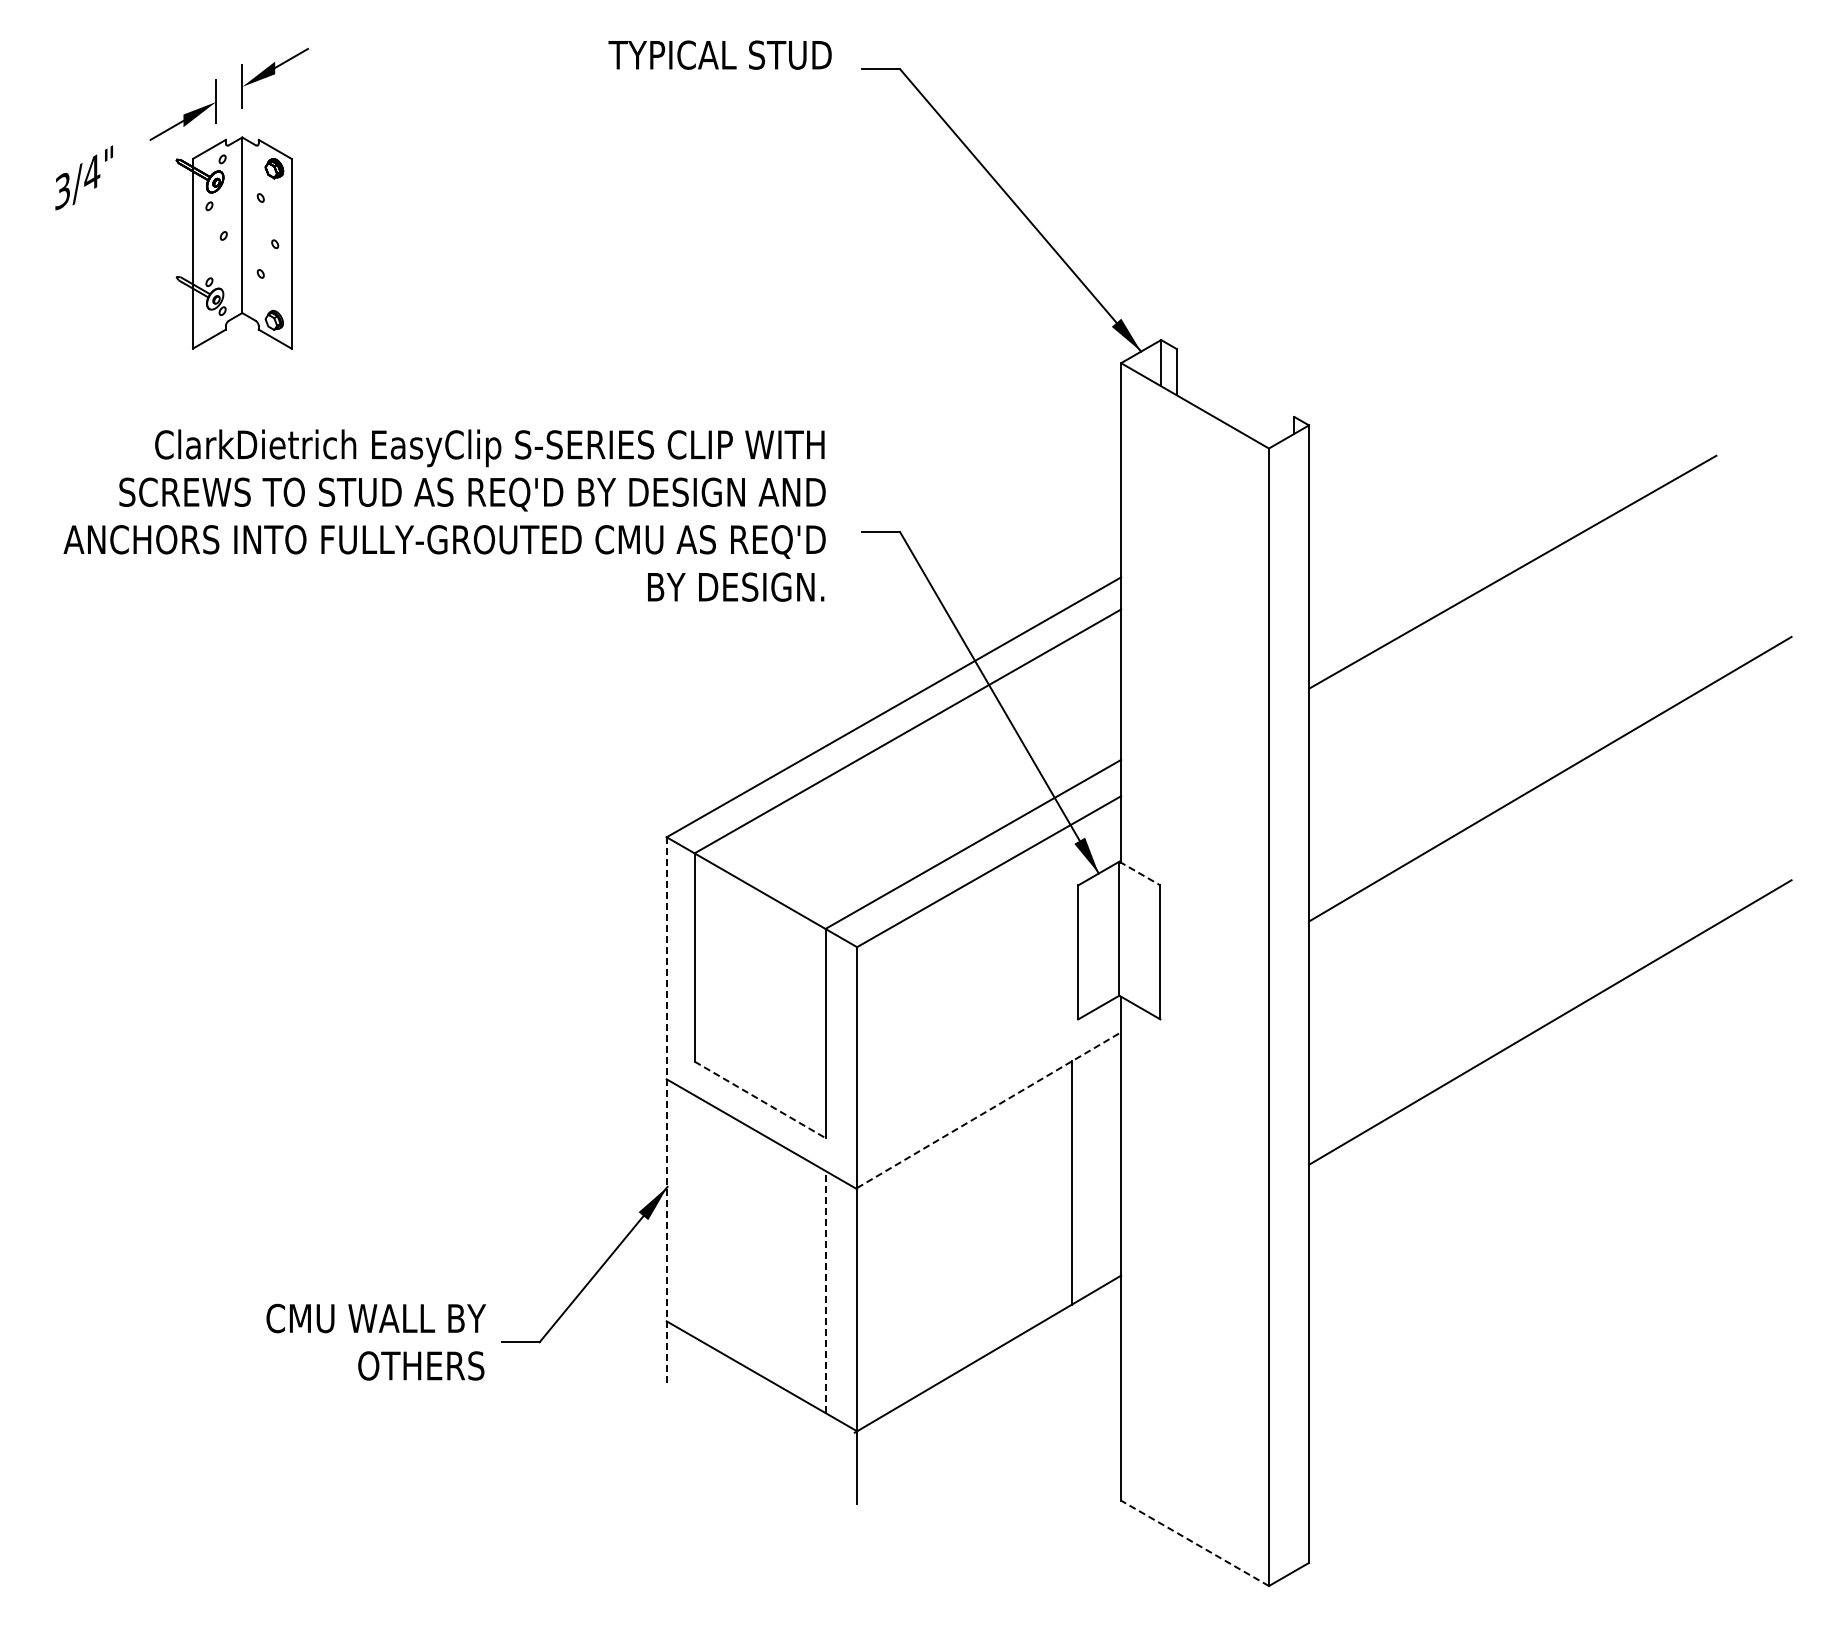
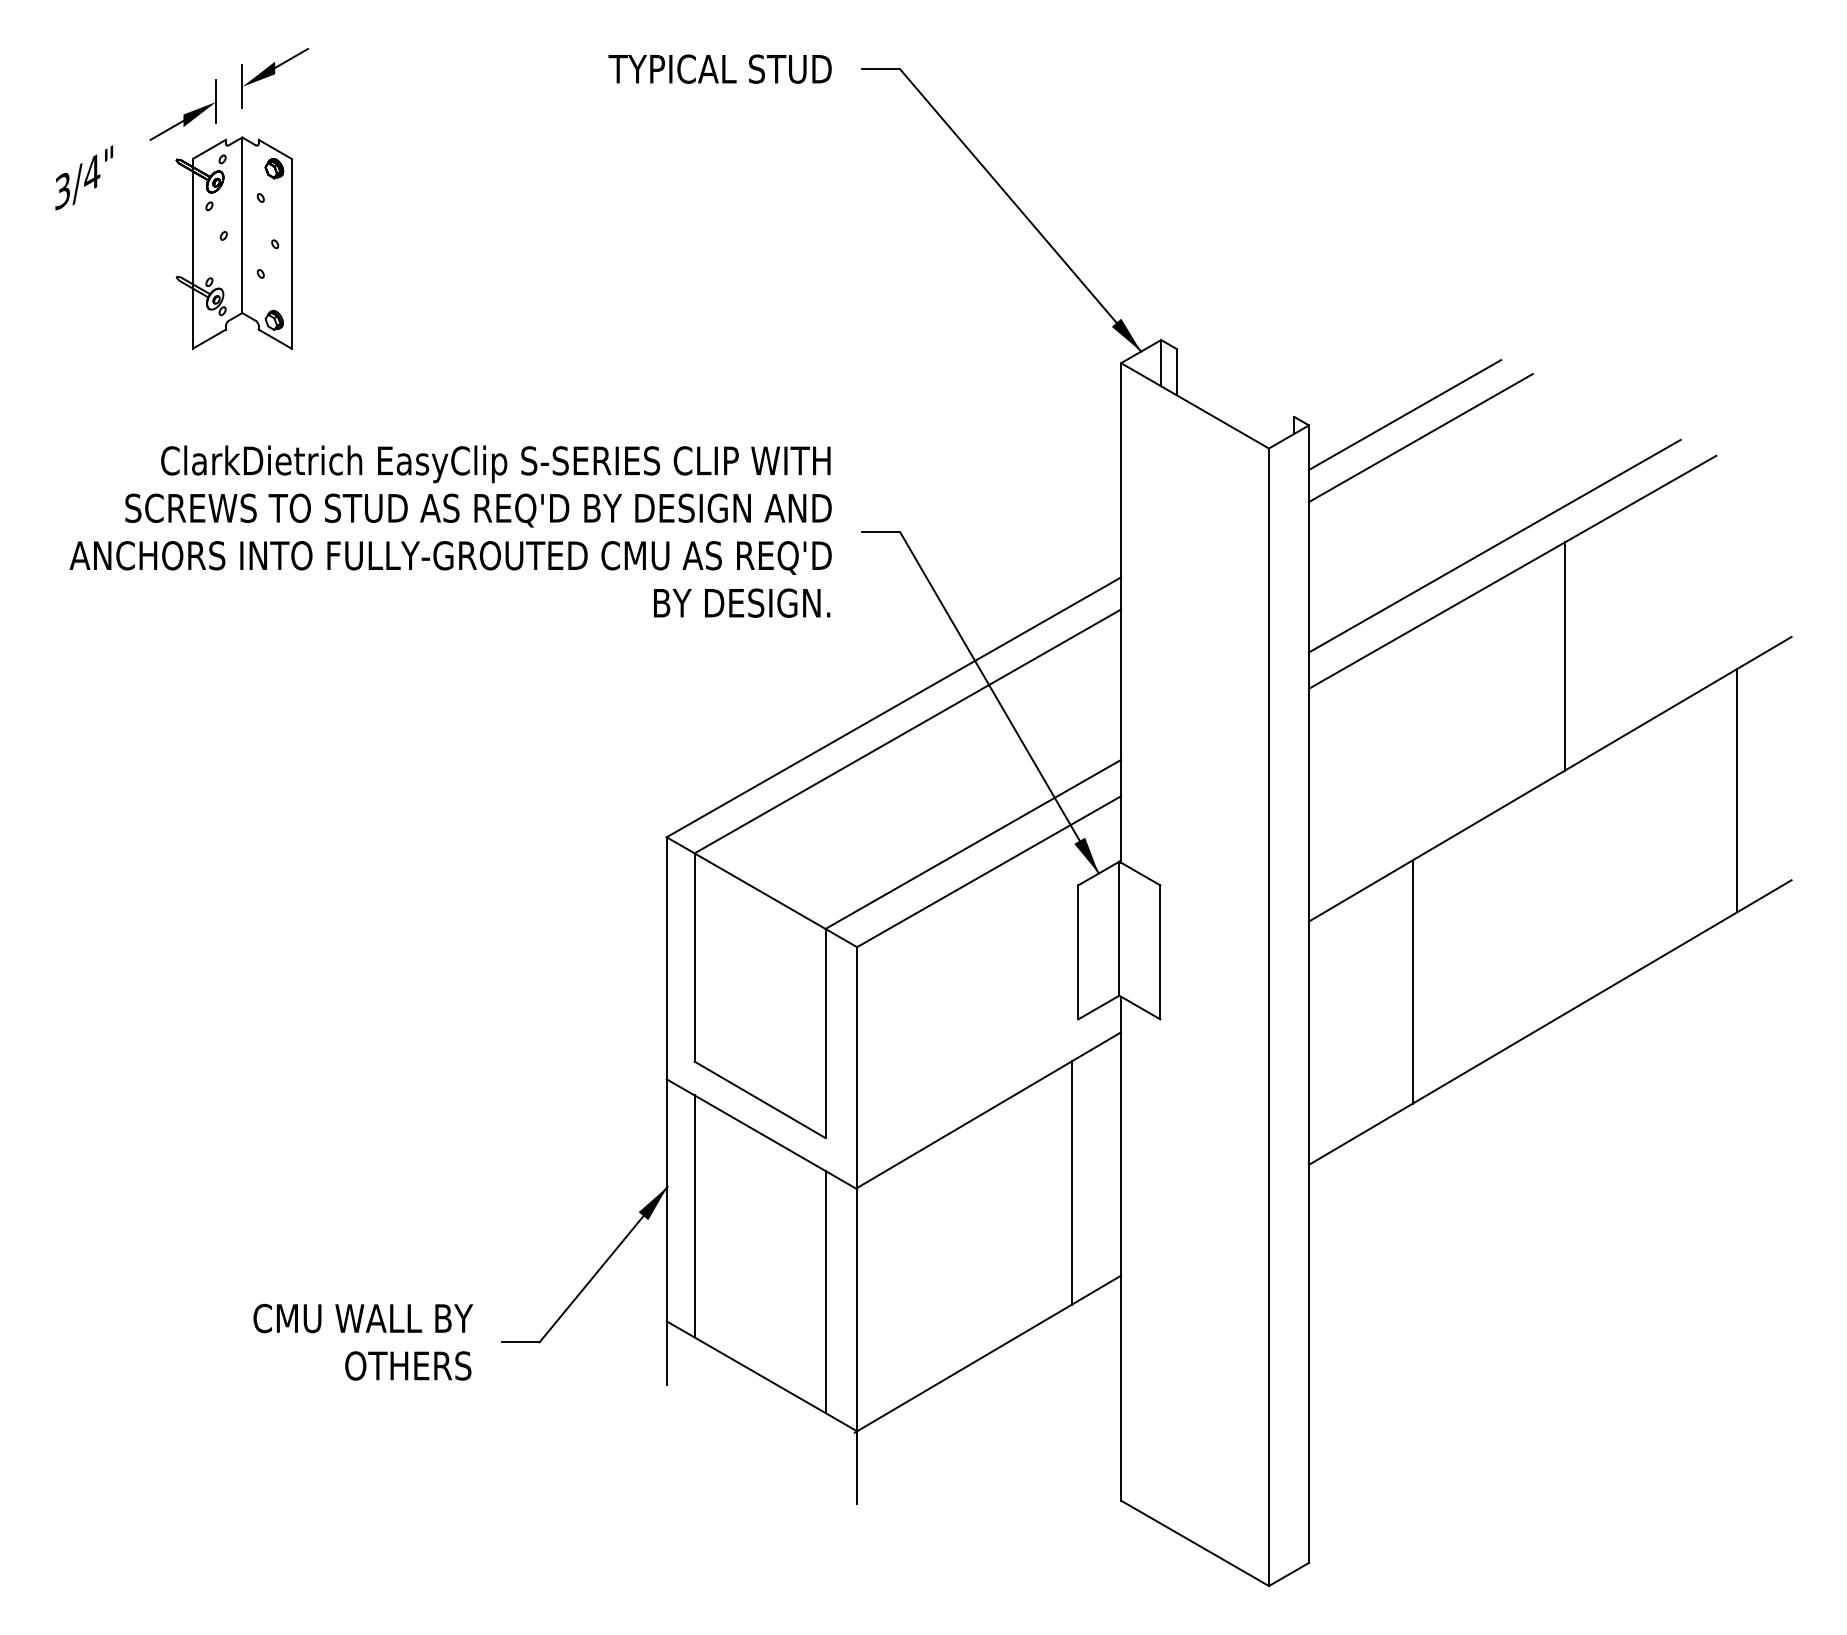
text position: (719, 54) -> (719, 68) (719, 68)
line: none -> present (1405, 414)
line: none -> present (1420, 438)
text position: (444, 515) -> (450, 531) (450, 531)
line: none -> present (1494, 545)
line: none -> present (1564, 656)
line: none -> present (1737, 790)
line: dashed -> solid (1139, 873)
line: none -> present (1412, 982)
line: dashed -> solid (760, 1099)
line: dashed -> solid (989, 1109)
line: dashed -> solid (666, 1111)
line: none -> present (694, 1216)
line: dashed -> solid (825, 1291)
text position: (376, 1341) -> (363, 1341) (363, 1341)
line: dashed -> solid (1194, 1543)
